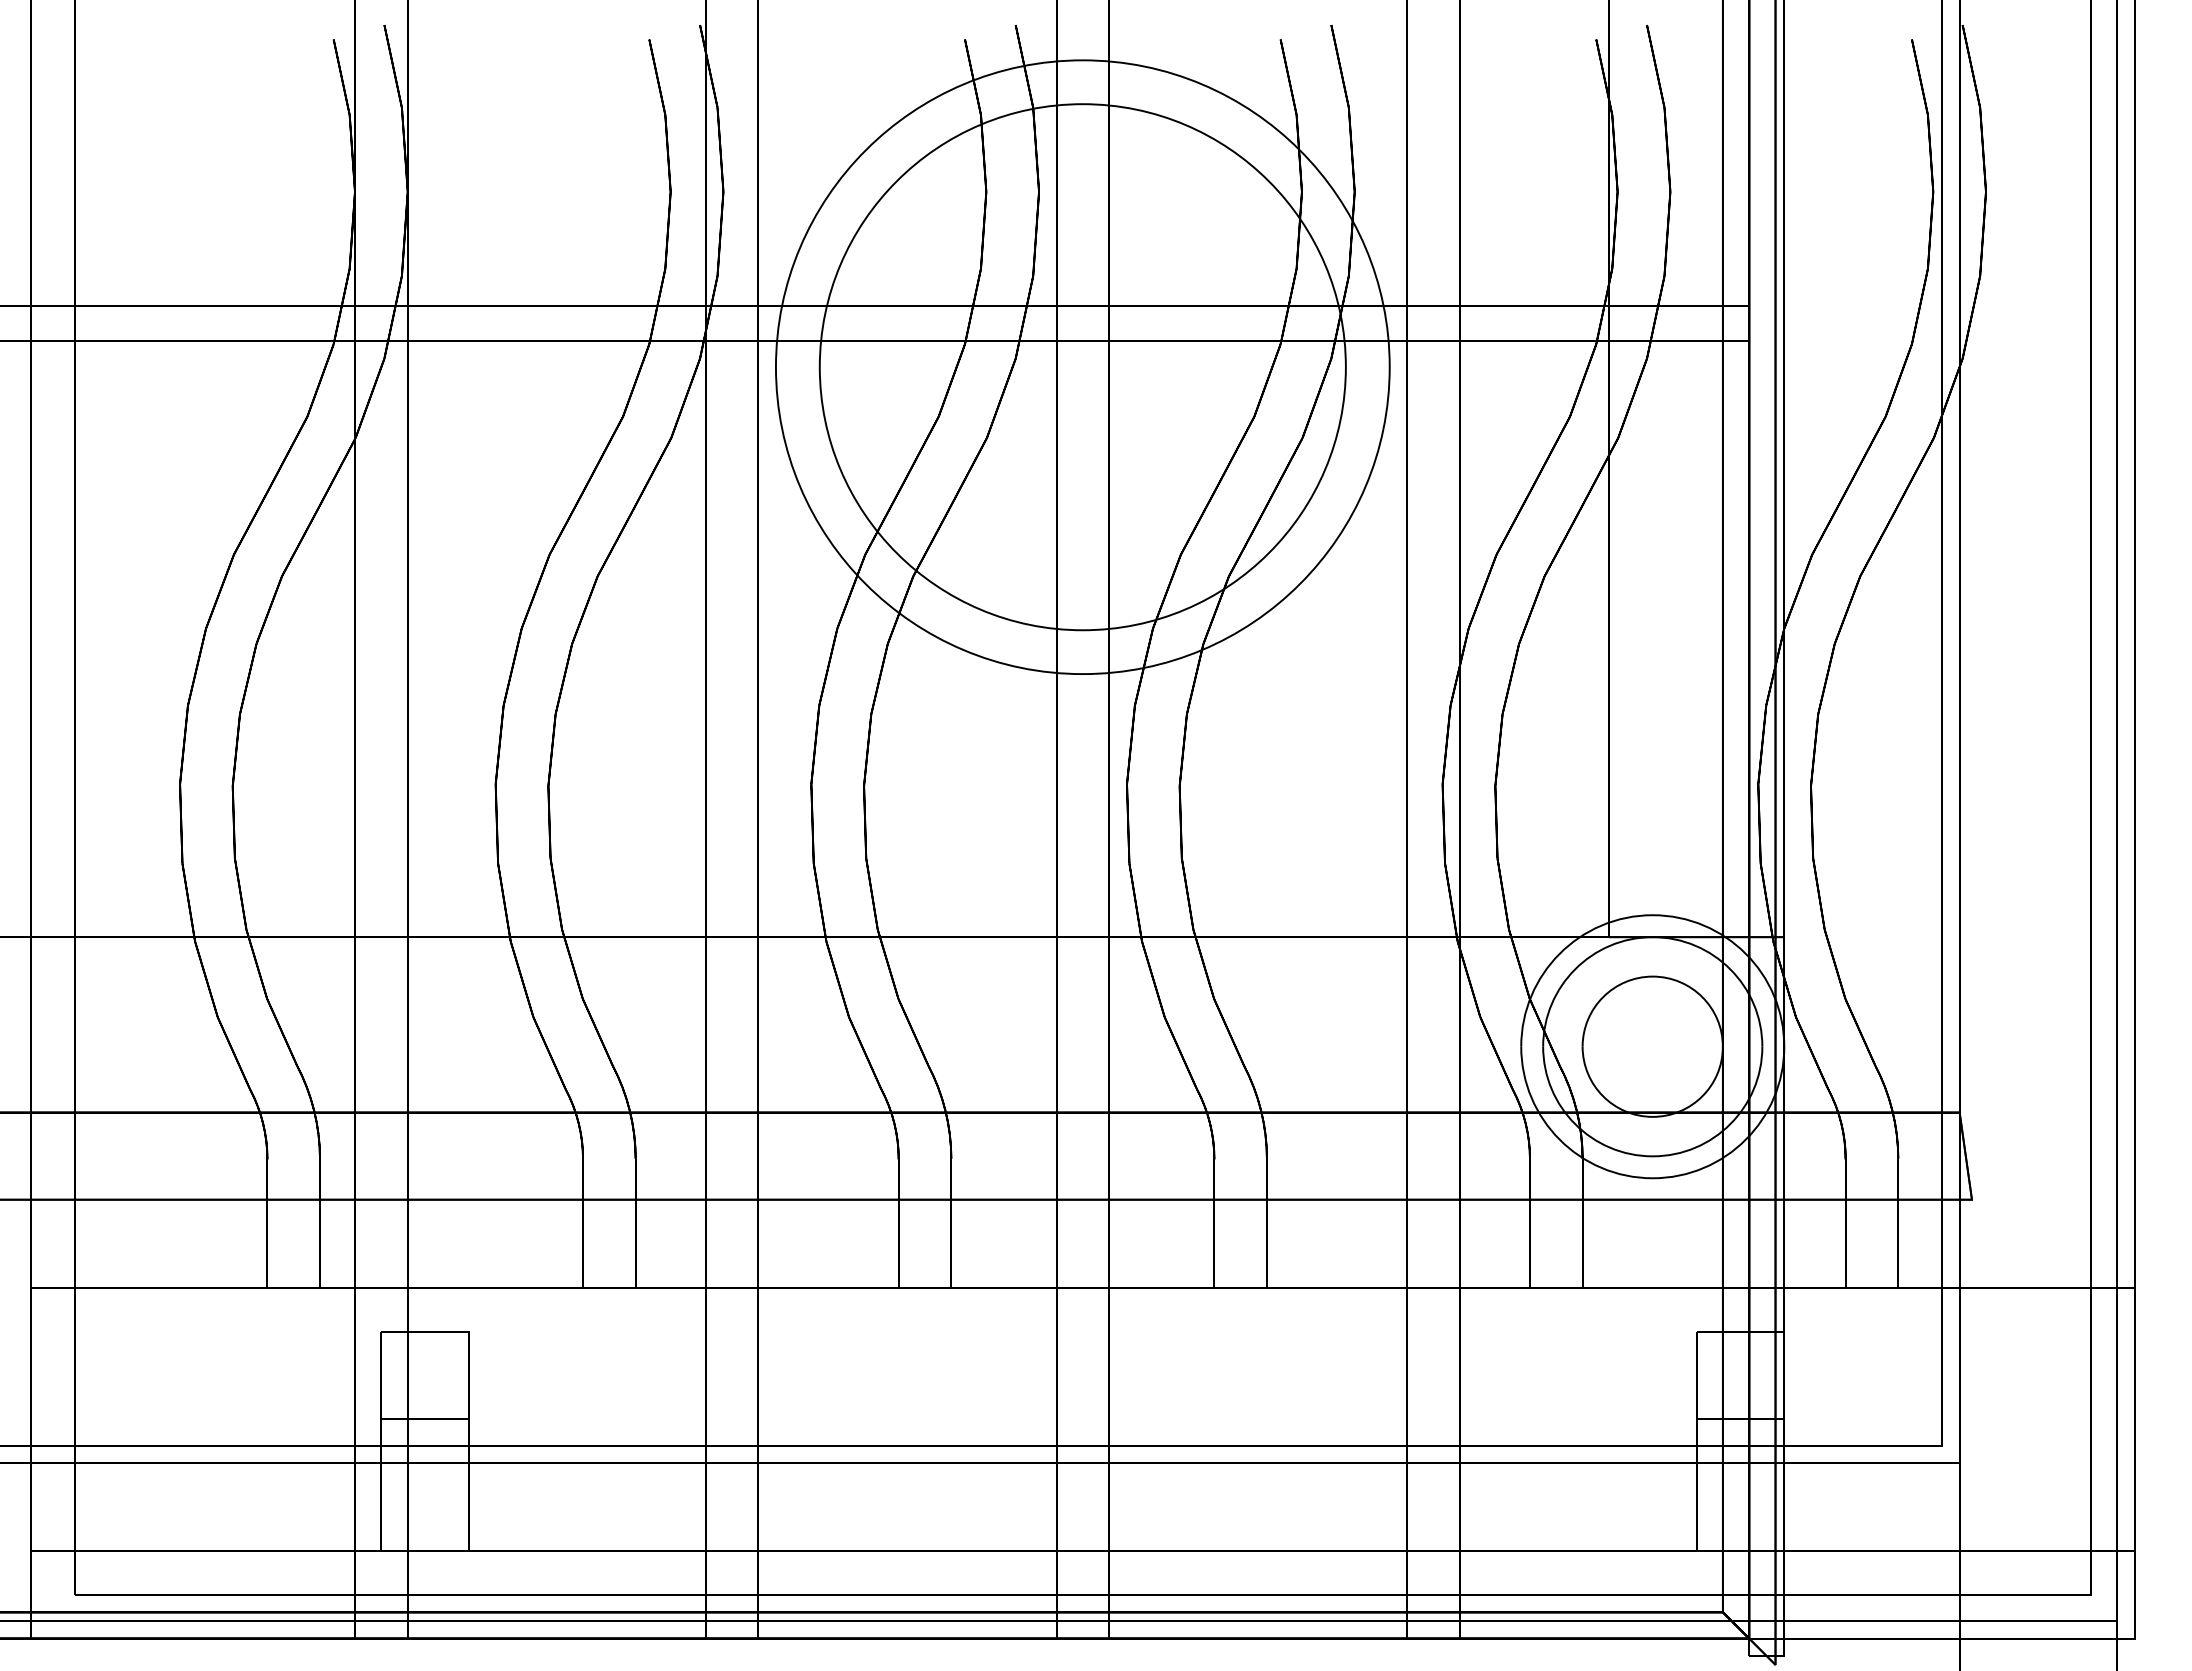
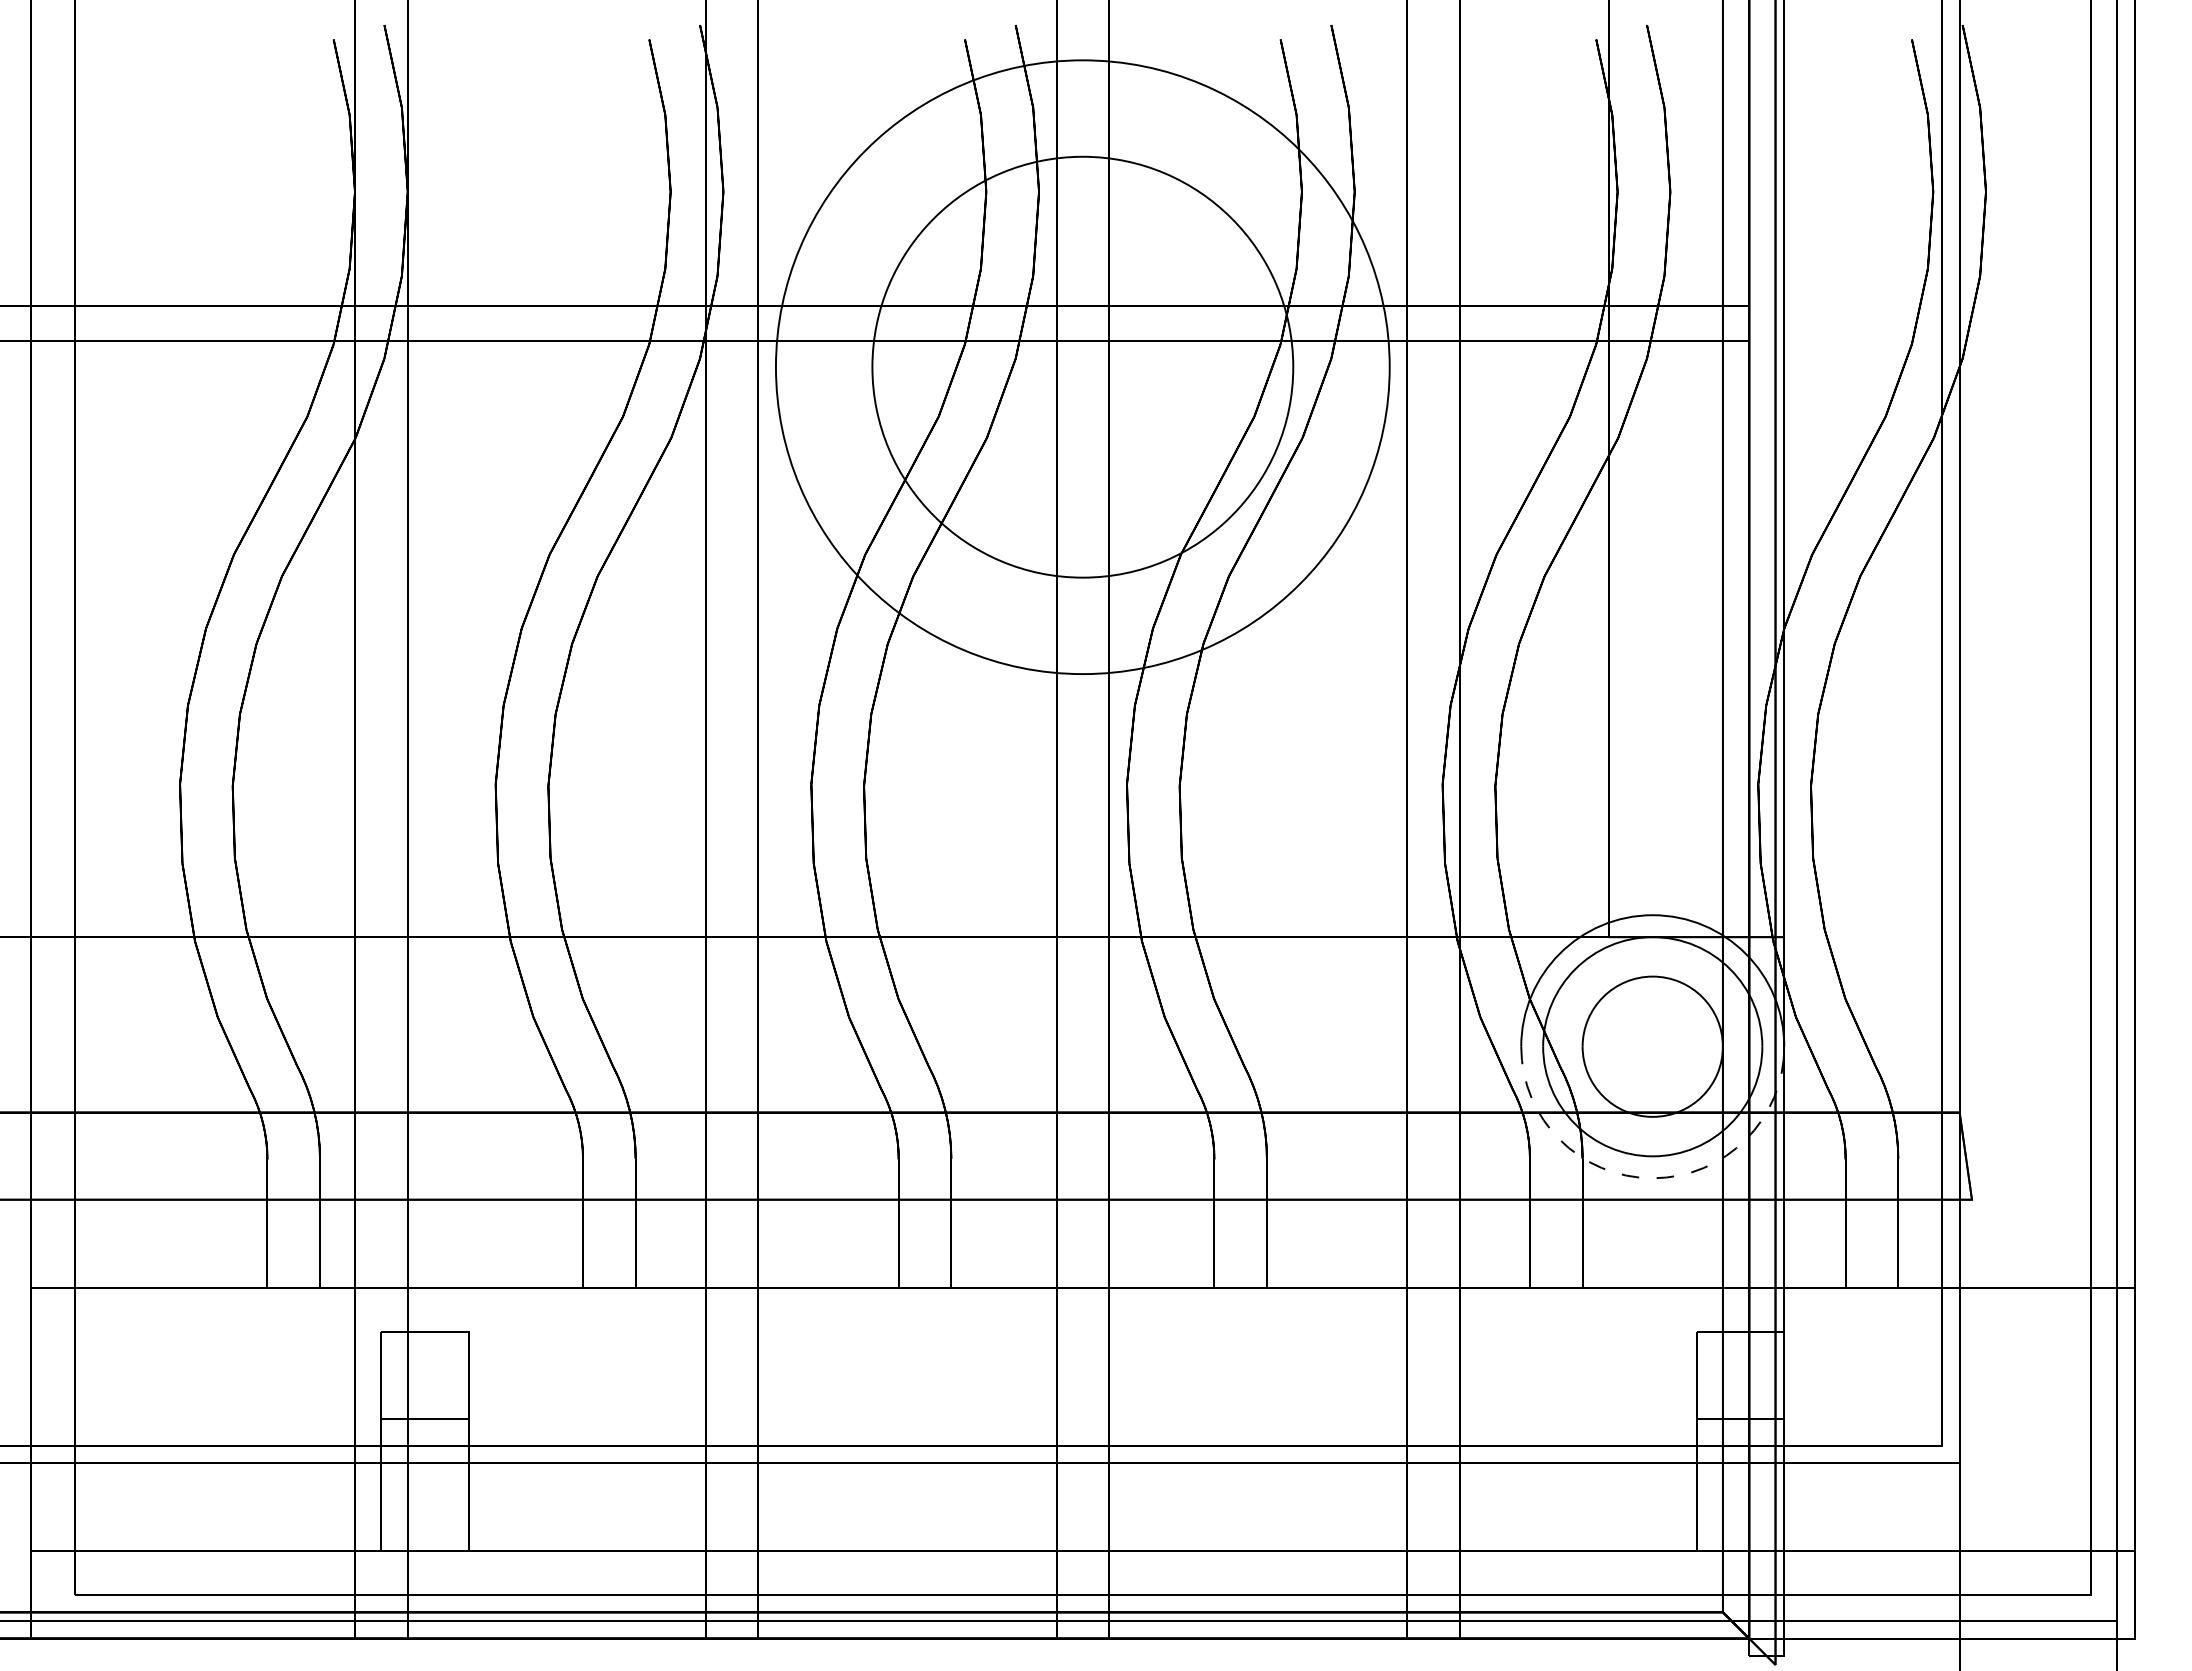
circle diameter: 526 px -> 421 px (1082, 366)
arc: solid -> dashed (1652, 1178)
